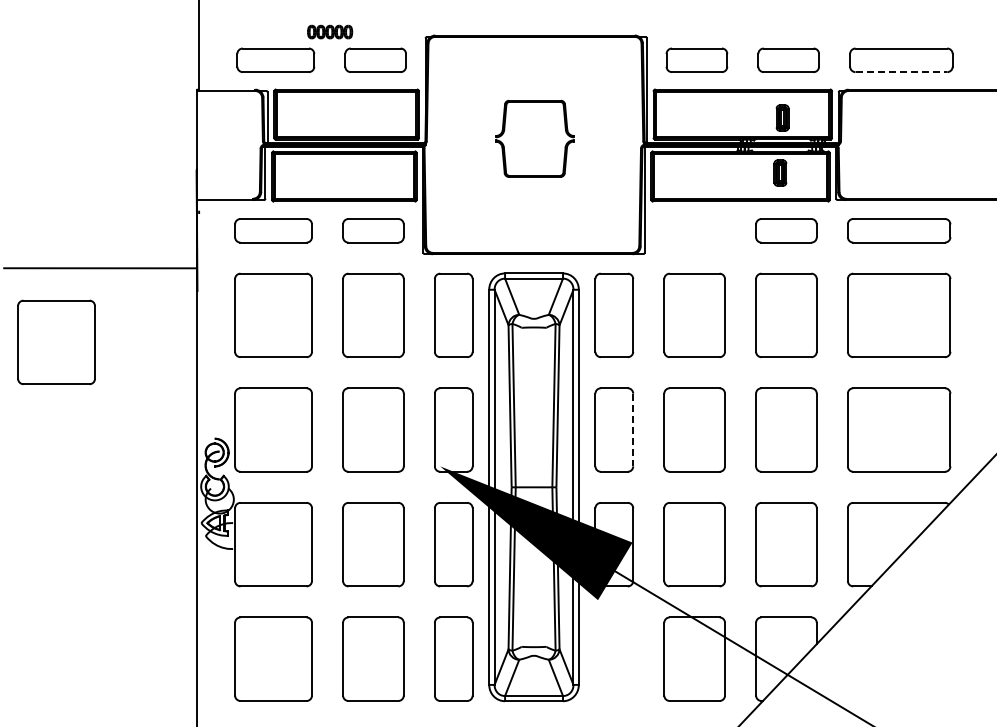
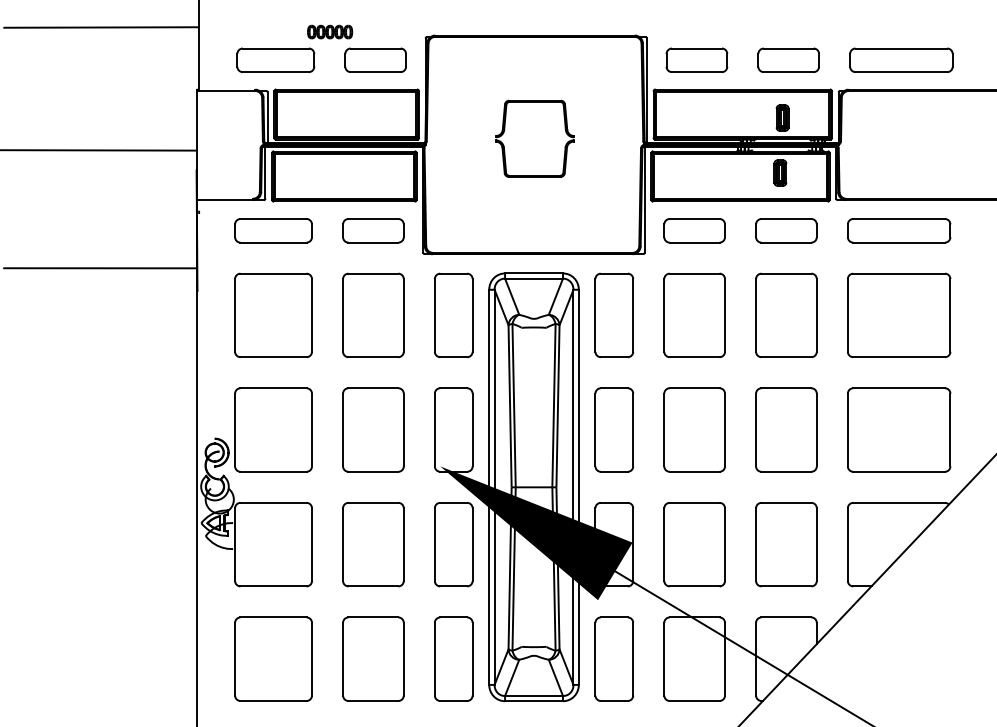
line: none -> present (101, 27)
line: dashed -> solid (901, 72)
line: none -> present (99, 150)
part: none -> present (694, 230)
part: present -> none (56, 341)
line: dashed -> solid (633, 430)
part: none -> present (614, 658)
